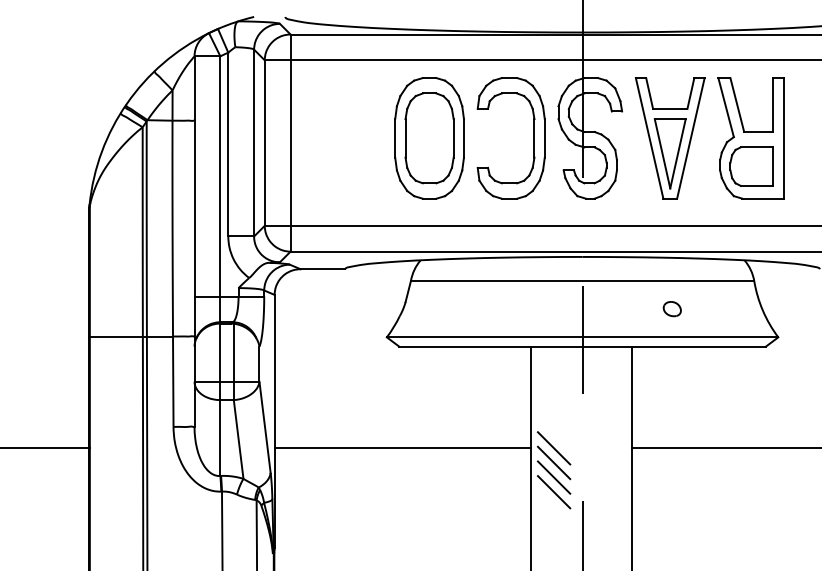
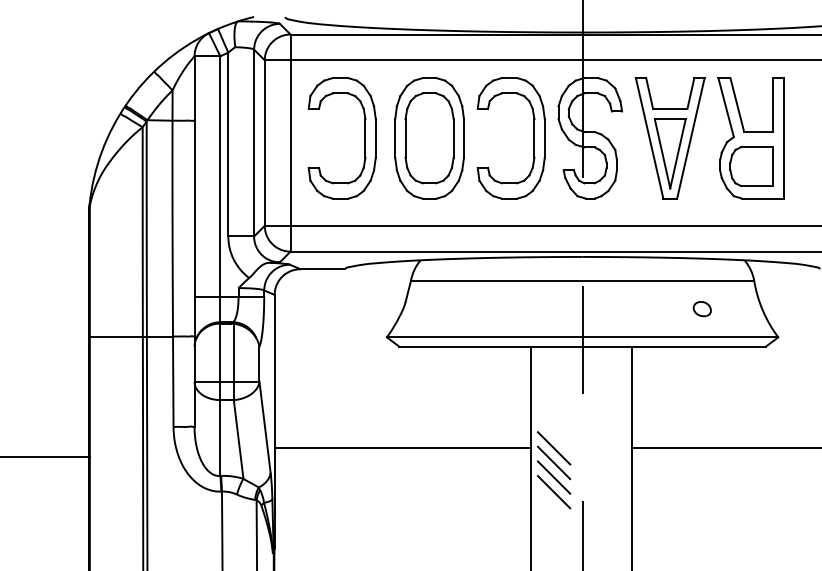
part: none -> present (364, 138)
part position: (671, 309) -> (701, 309) (701, 309)
line position: (45, 447) -> (45, 456) (45, 456)
